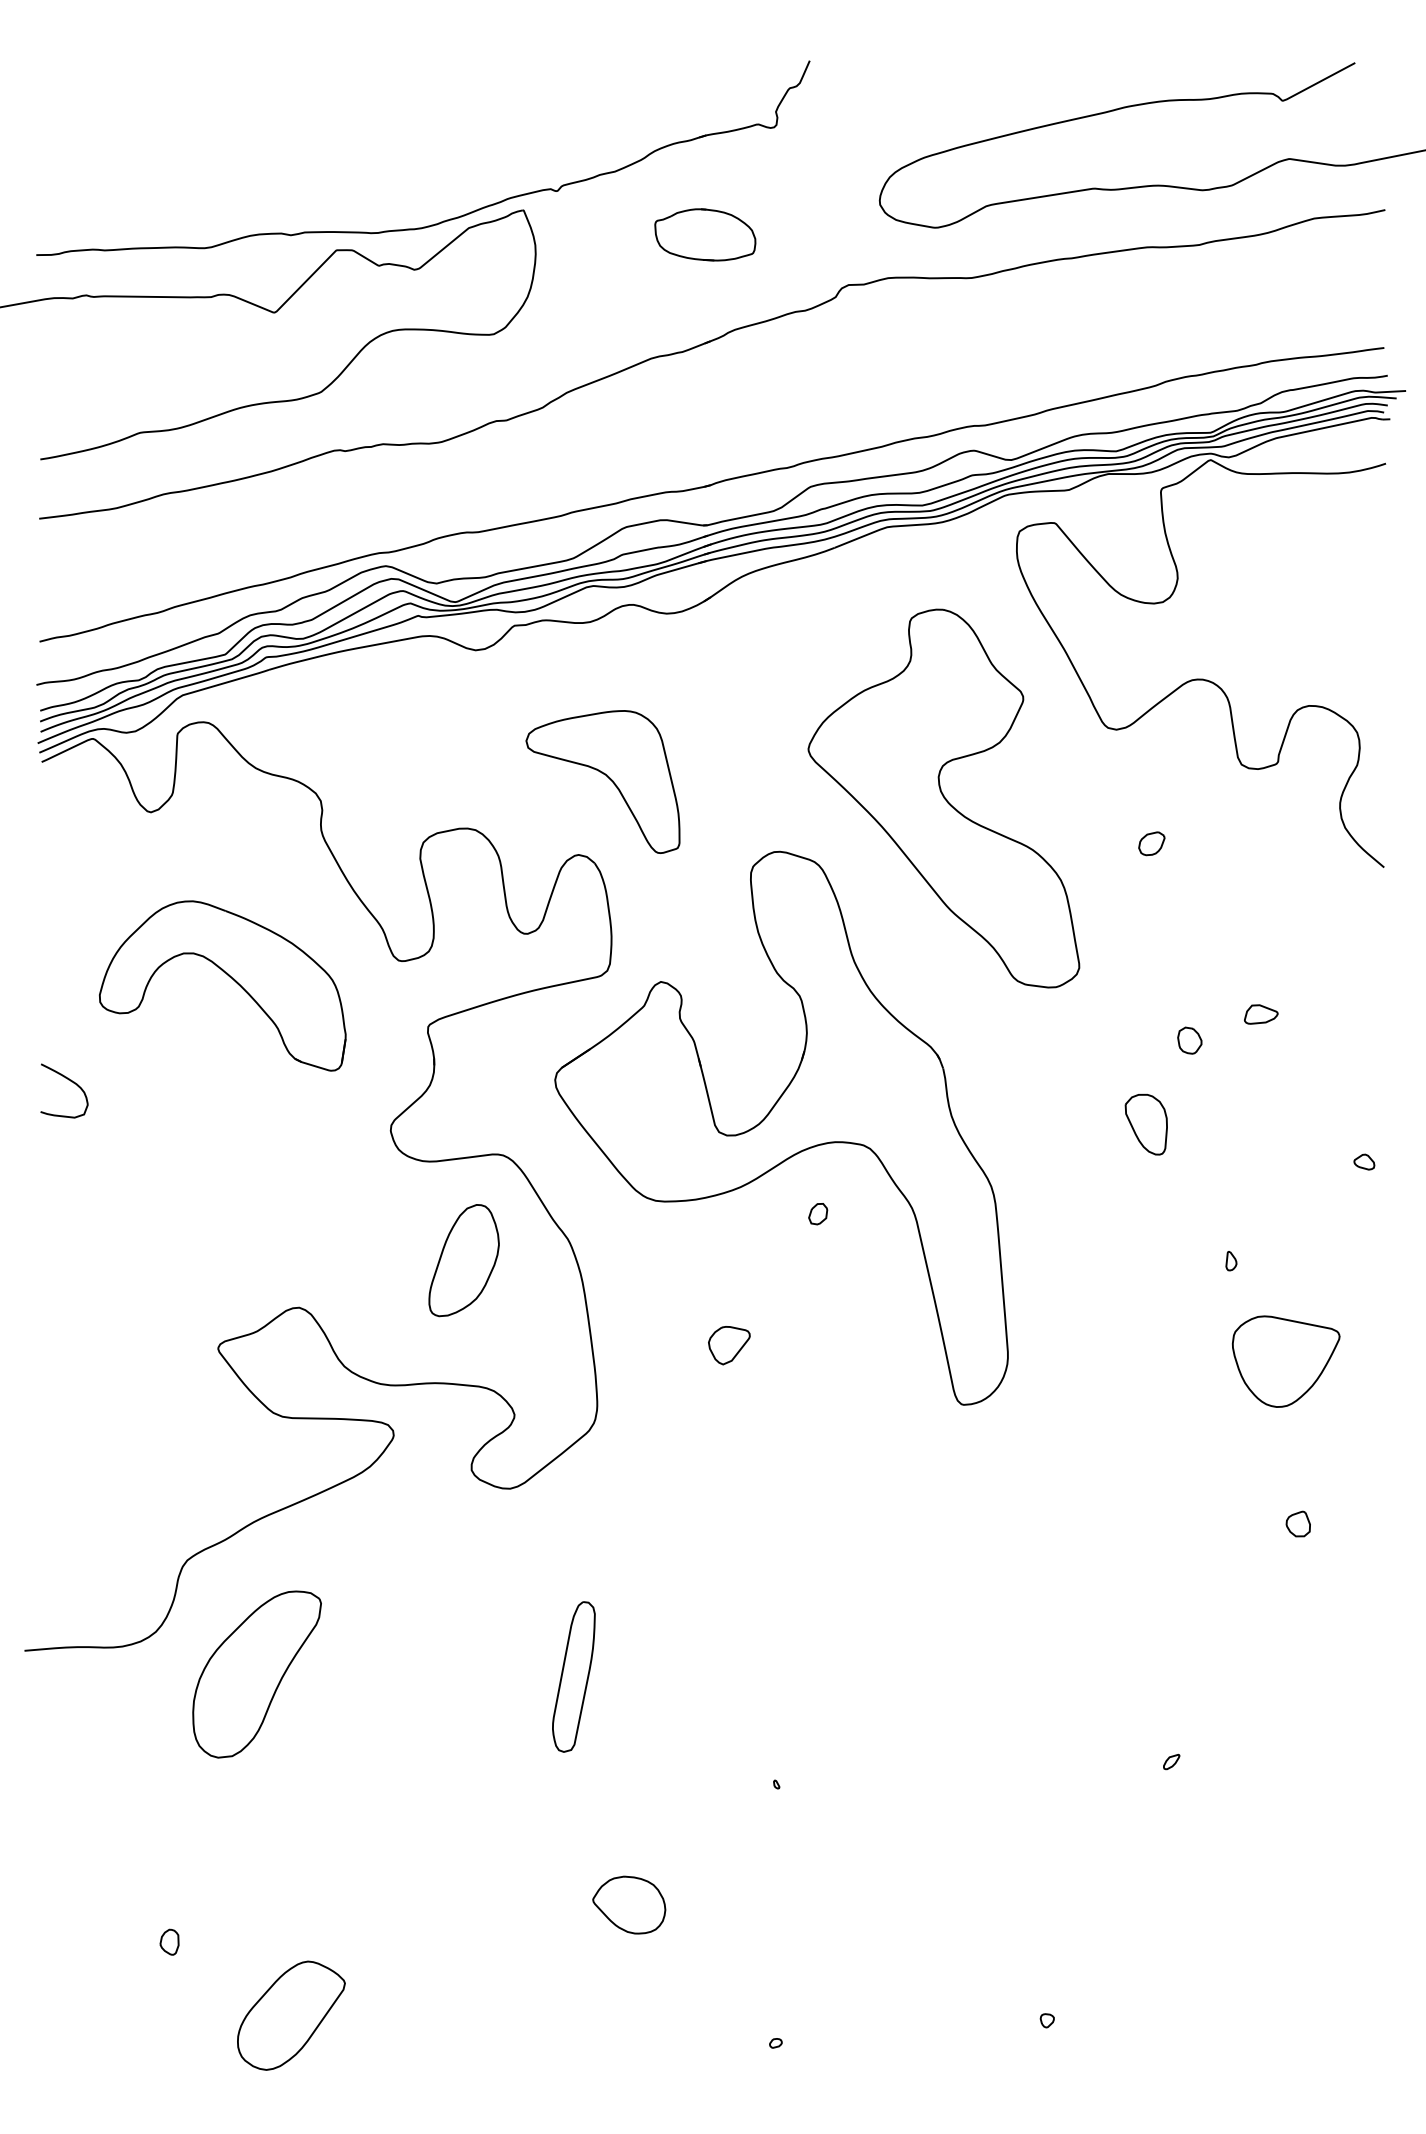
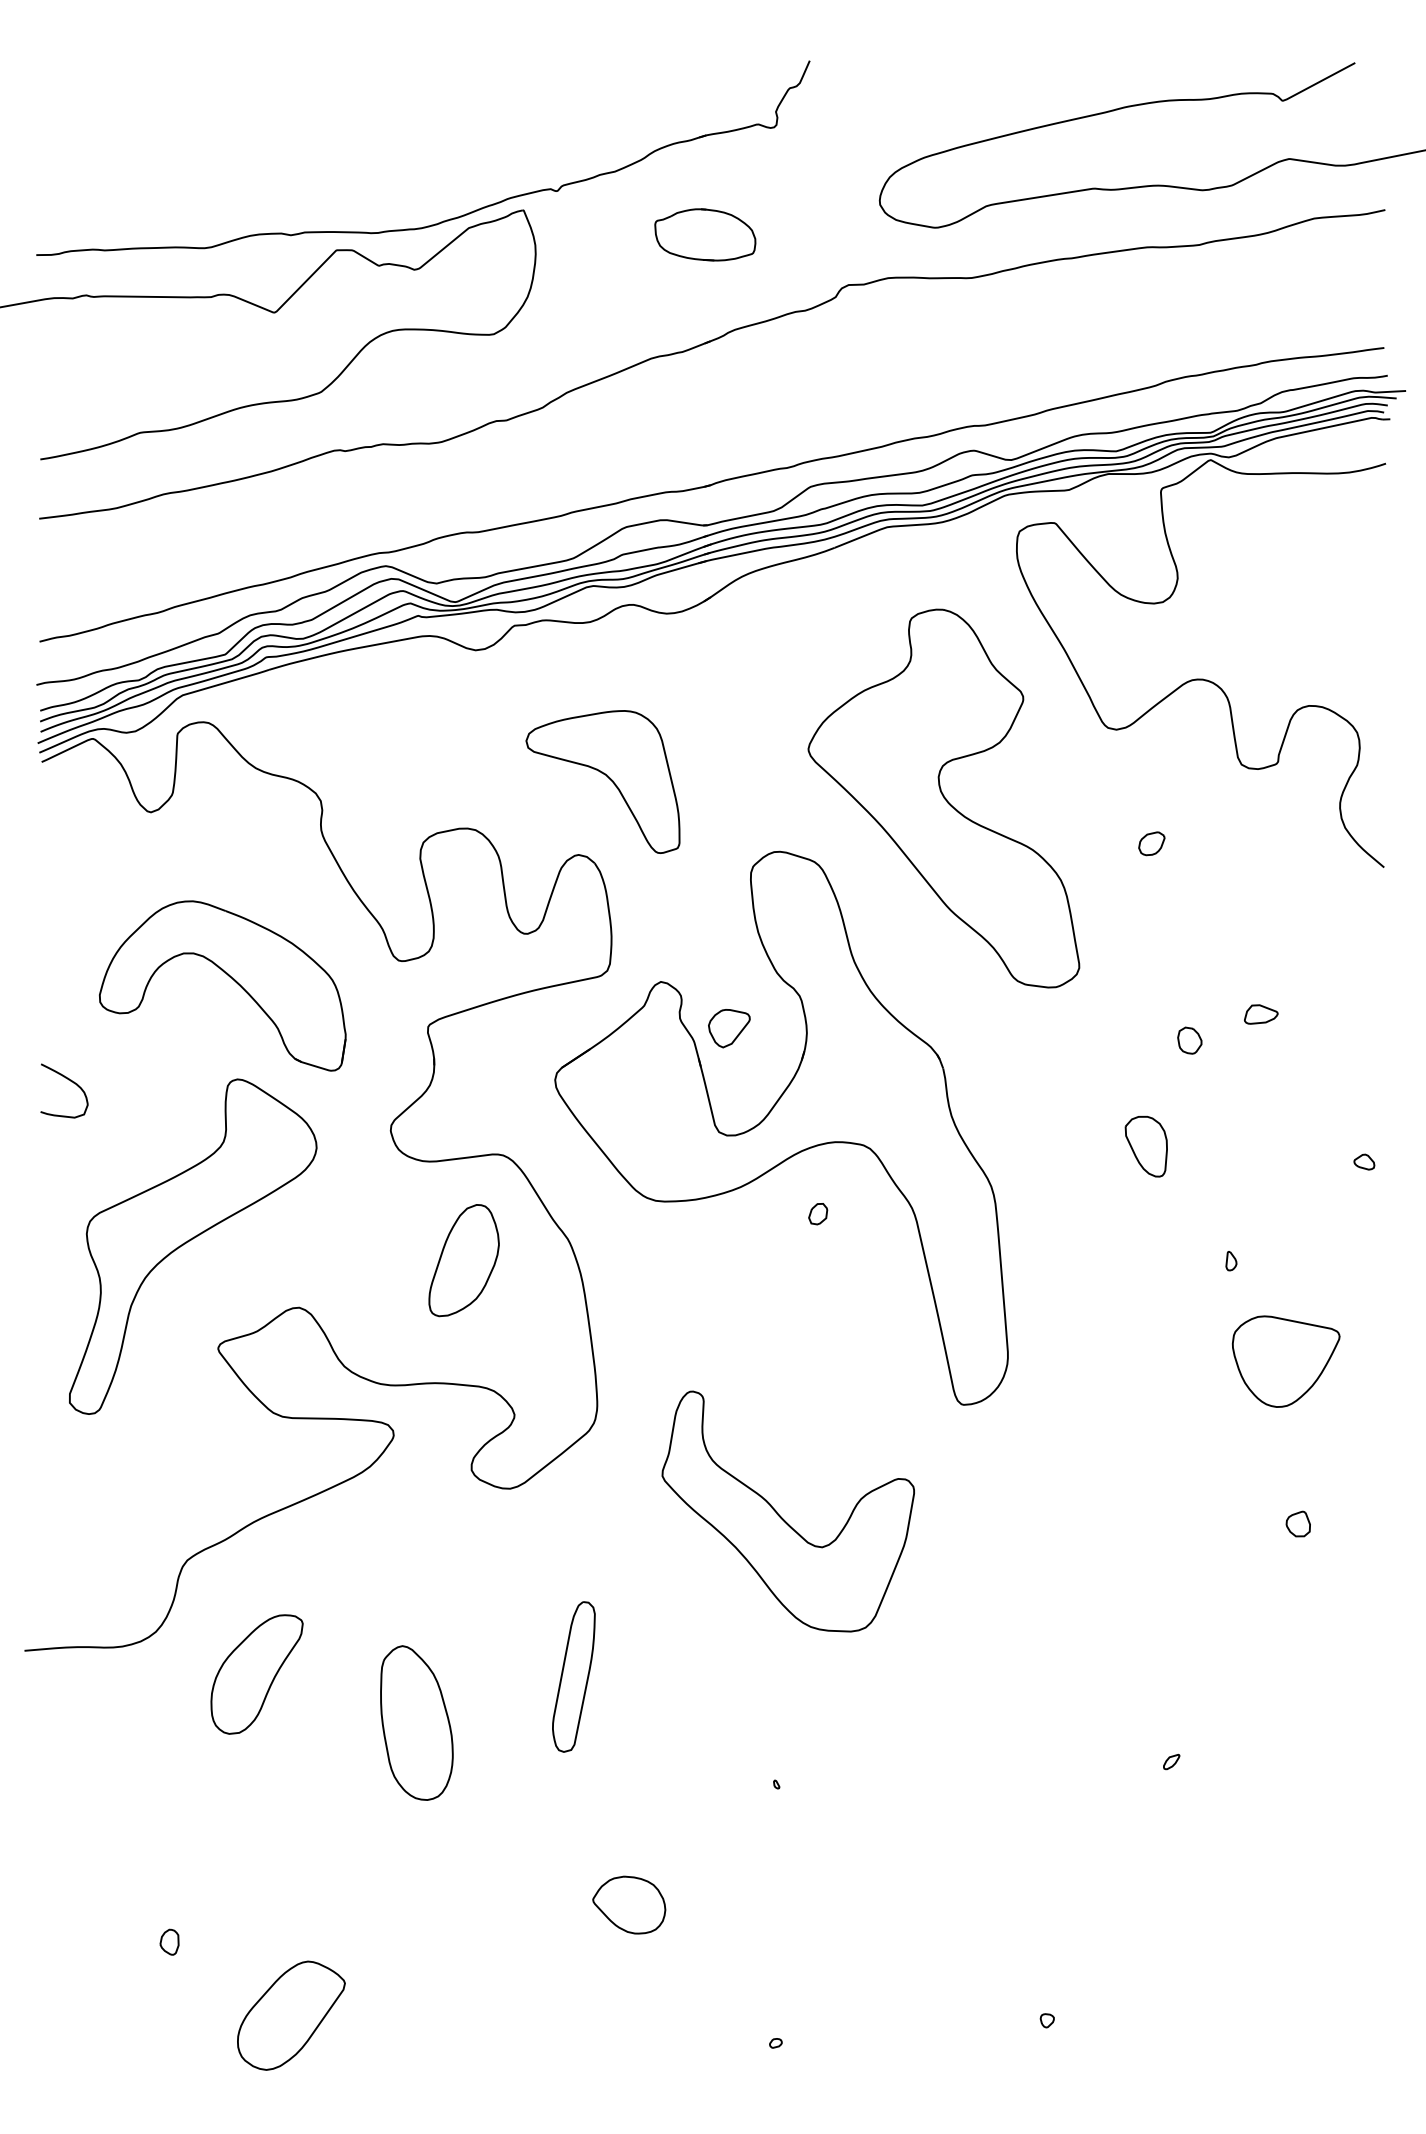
part position: (1145, 1124) -> (1145, 1146) (1145, 1146)
part: none -> present (191, 1240)
part position: (729, 1345) -> (729, 1028) (729, 1028)
part: none -> present (781, 1516)
part size: 130x169 px -> 94x121 px (256, 1674)
part: none -> present (416, 1722)
